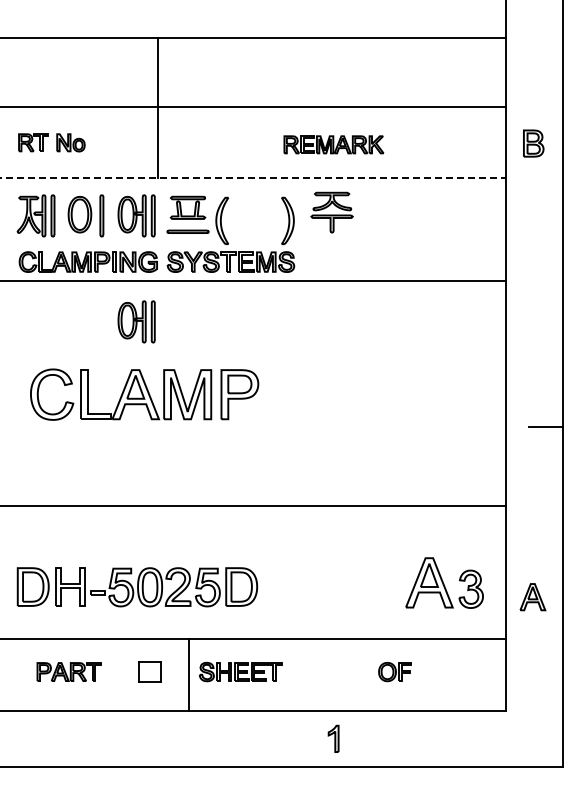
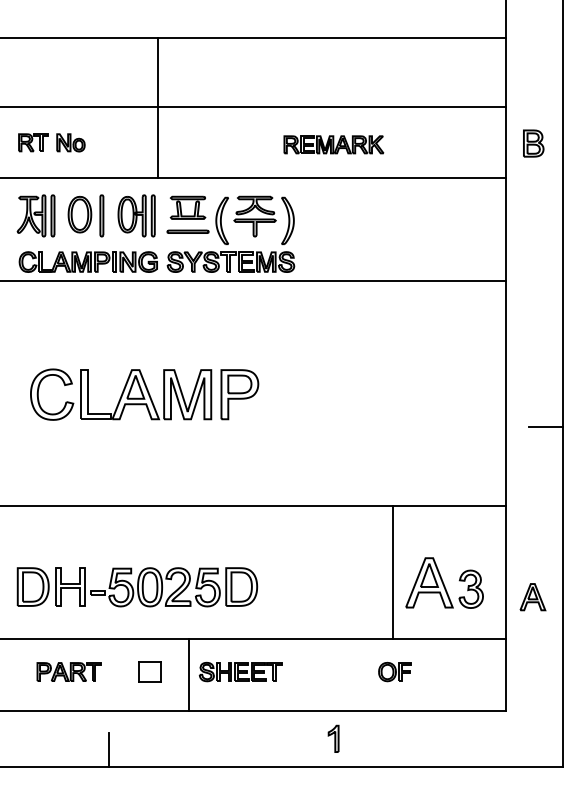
line: dashed -> solid (253, 178)
part position: (331, 212) -> (254, 216) (254, 216)
part: present -> none (136, 321)
line: none -> present (393, 571)
line: none -> present (109, 750)
